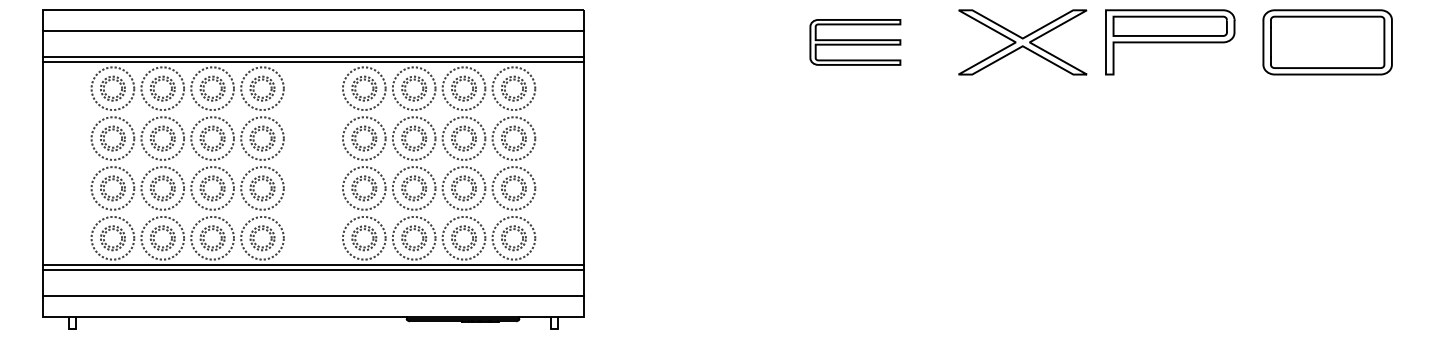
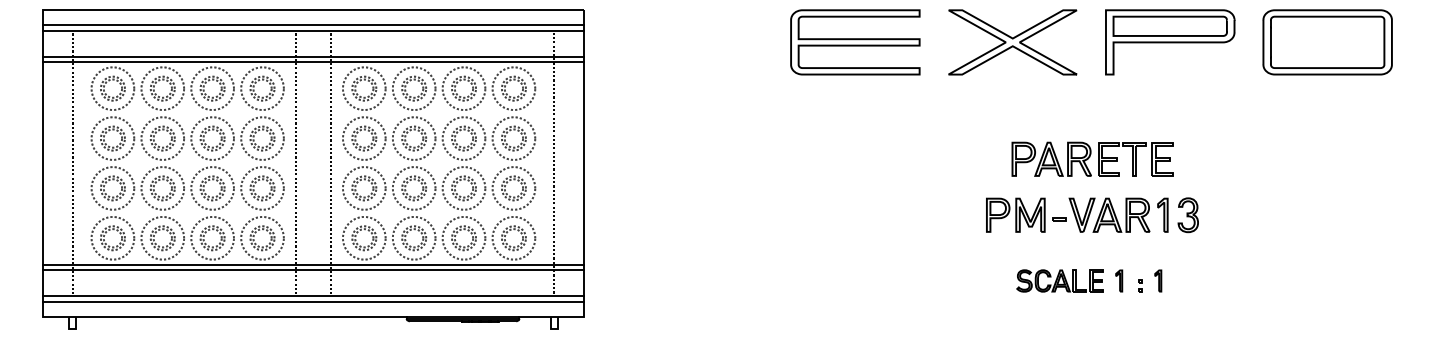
line: none -> present (313, 25)
part size: 93x47 px -> 131x67 px (855, 42)
part position: (1022, 42) -> (1012, 42) (1012, 42)
line: none -> present (73, 163)
line: none -> present (295, 163)
line: none -> present (330, 163)
line: none -> present (553, 163)
part: none -> present (1092, 197)
part: none -> present (1089, 280)
line: none -> present (313, 301)
